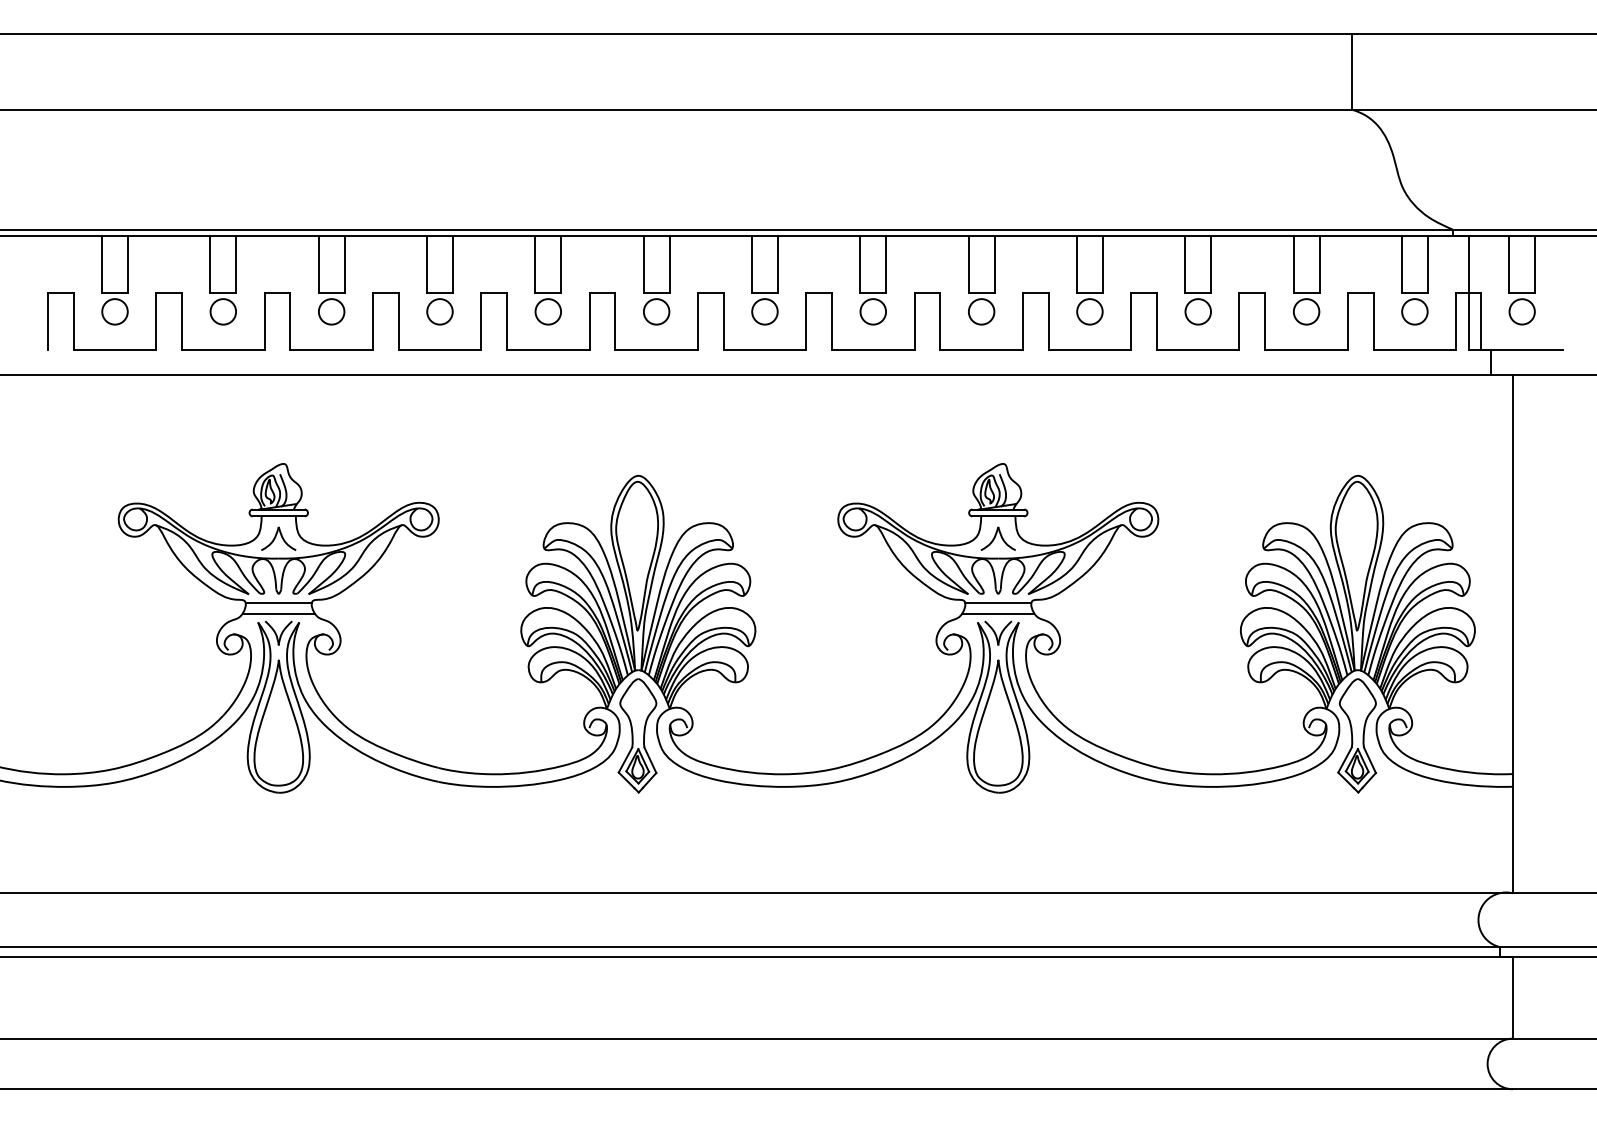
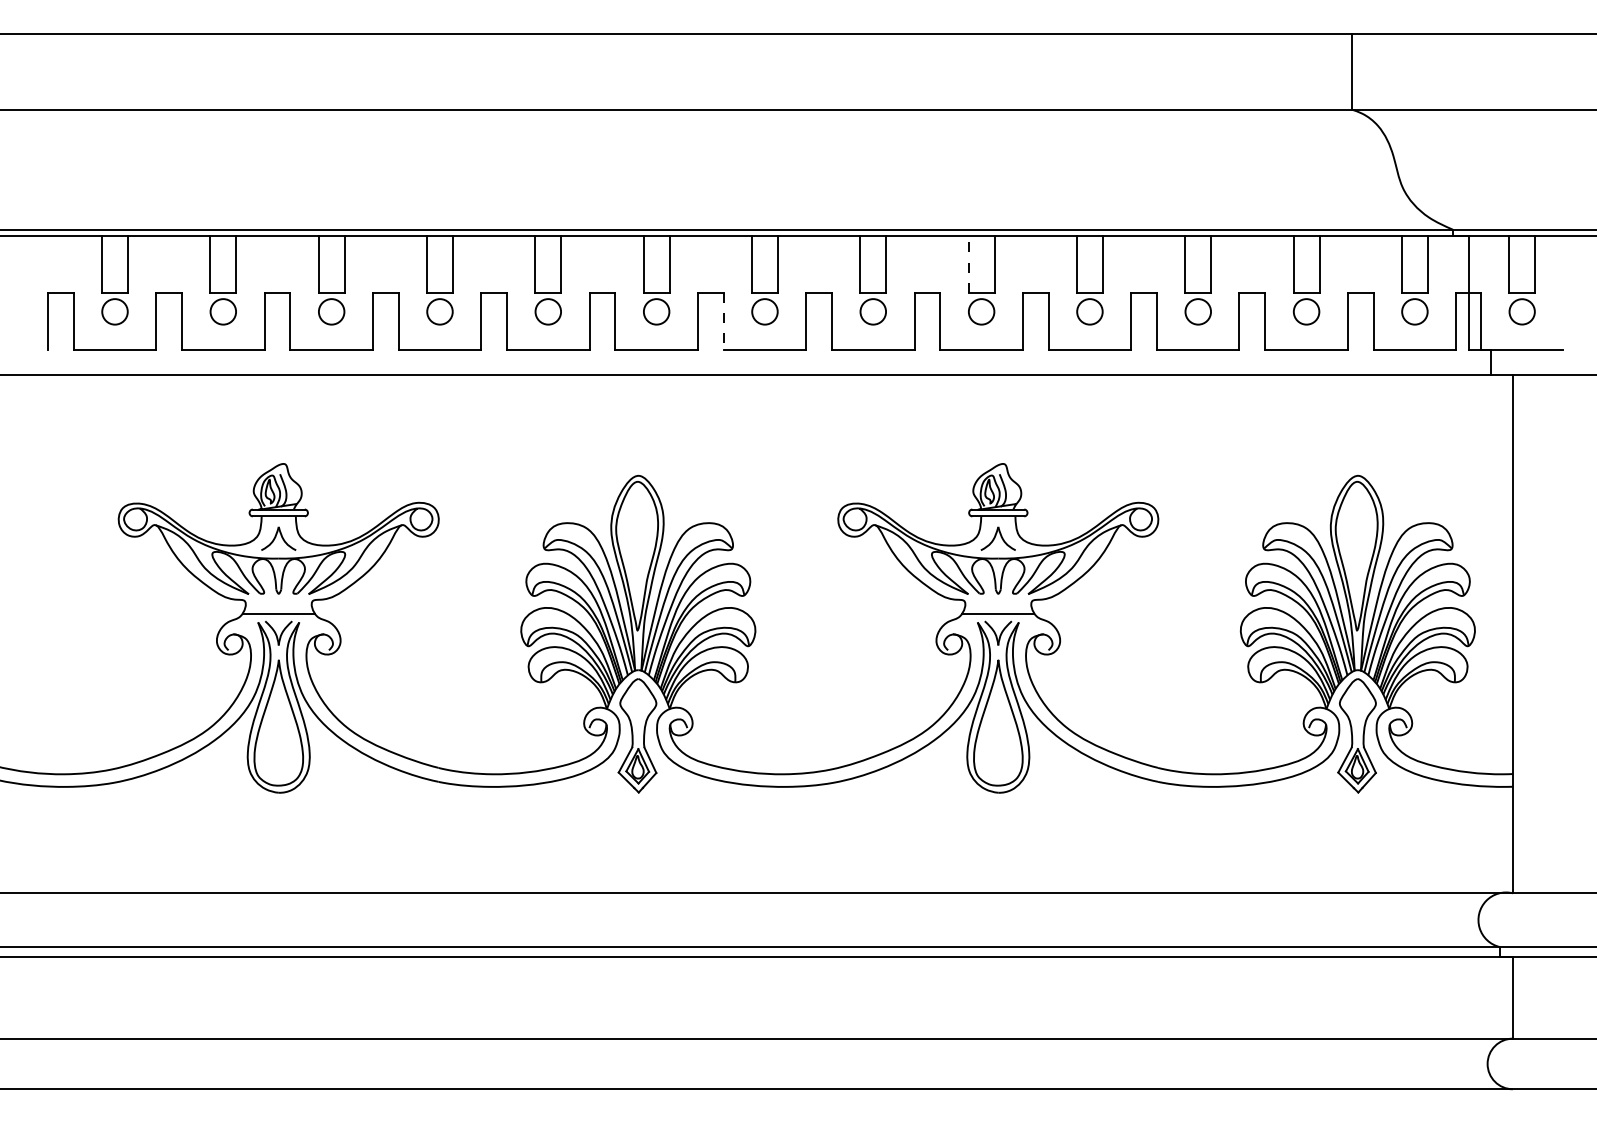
line: solid -> dashed (968, 263)
line: solid -> dashed (723, 321)
line: present -> none (278, 603)
line: present -> none (998, 603)
